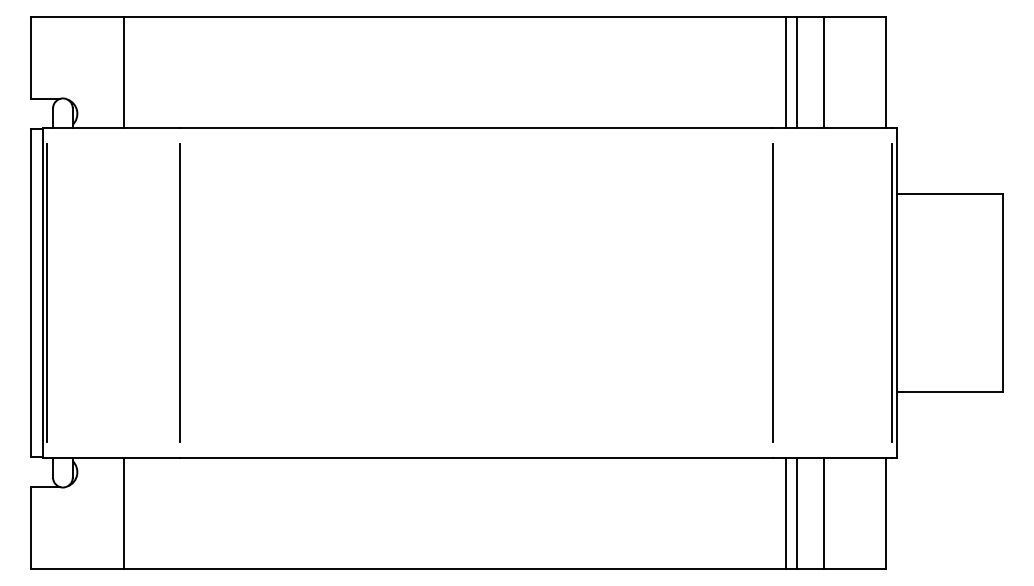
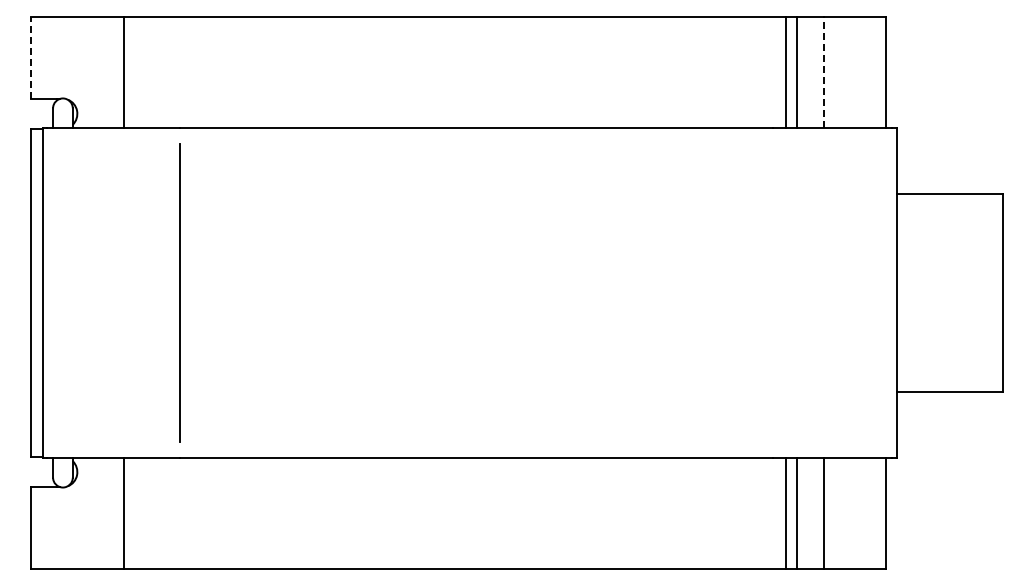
line: solid -> dashed (31, 58)
line: solid -> dashed (823, 71)
line: present -> none (47, 292)
line: present -> none (772, 292)
line: present -> none (891, 292)
